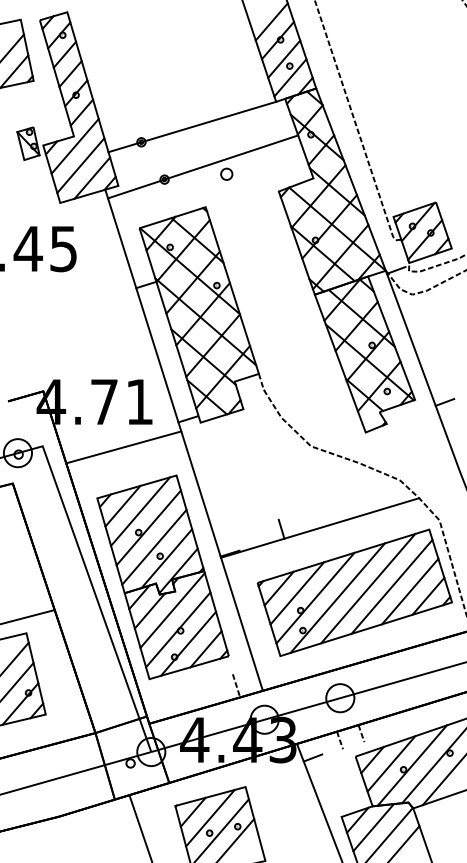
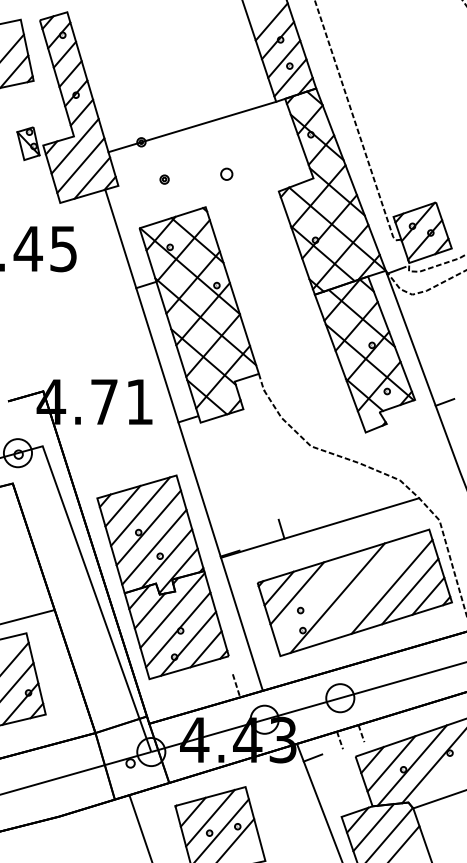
line: present -> none (203, 166)
line: present -> none (123, 447)
line: present -> none (368, 588)
line: present -> none (315, 597)
line: present -> none (442, 781)
